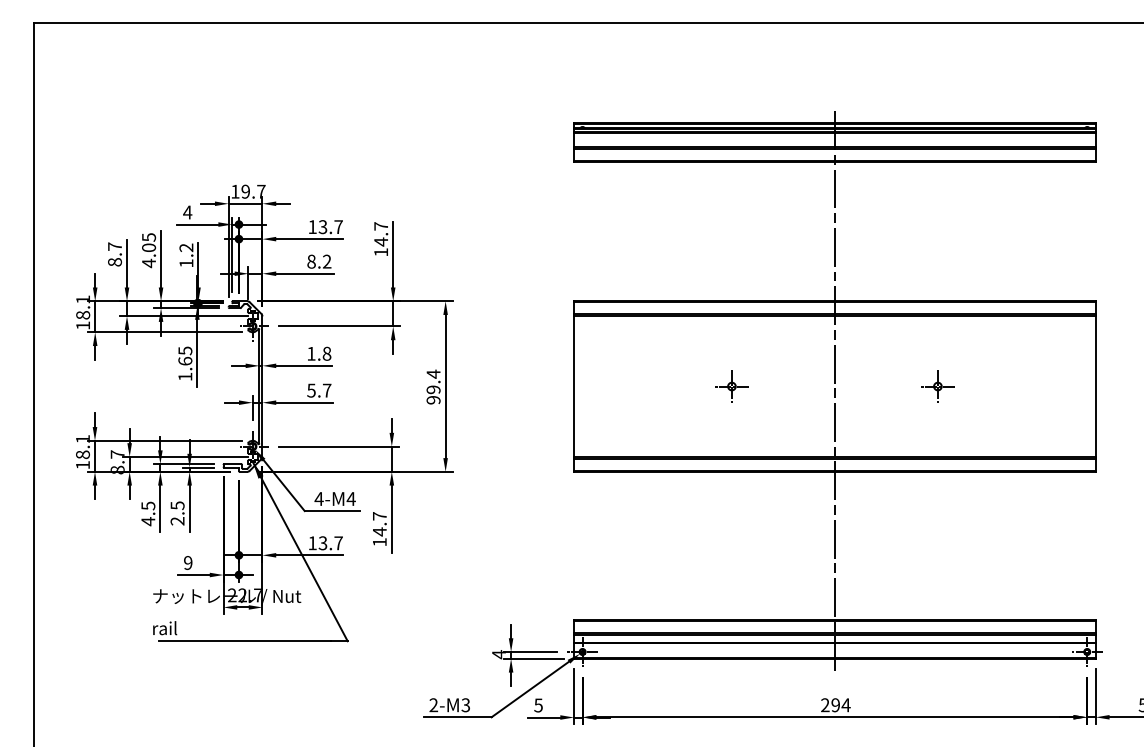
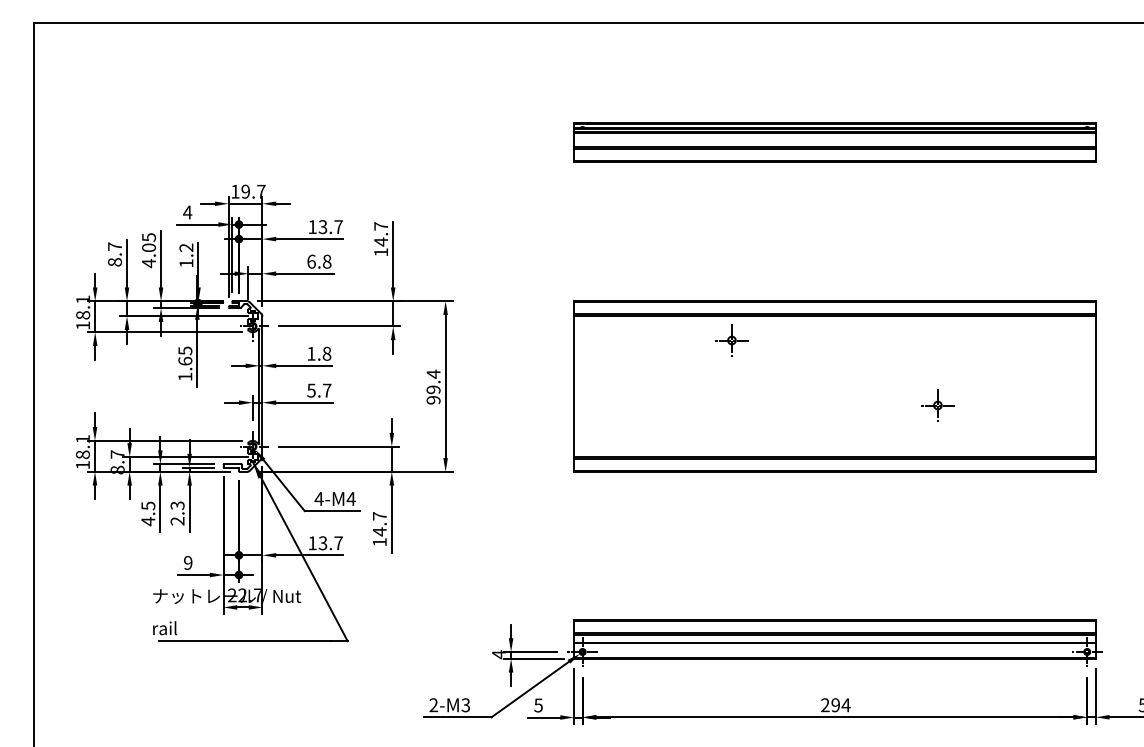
text: 8.2 -> 6.8 (319, 261)
part position: (731, 386) -> (731, 340) (731, 340)
part position: (937, 386) -> (937, 405) (937, 405)
line: present -> none (834, 390)
text: 2.5 -> 2.3 (176, 505)
